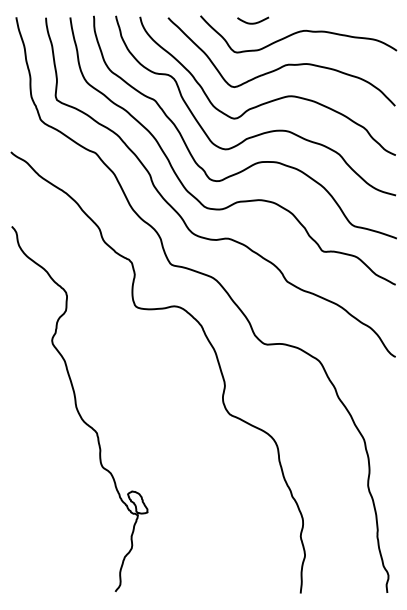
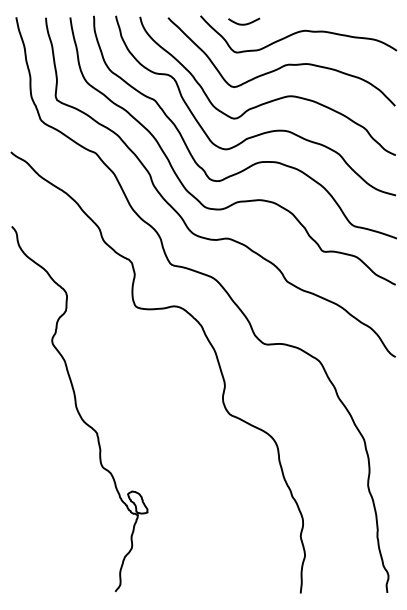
curve position: (253, 22) -> (244, 23) (244, 23)
